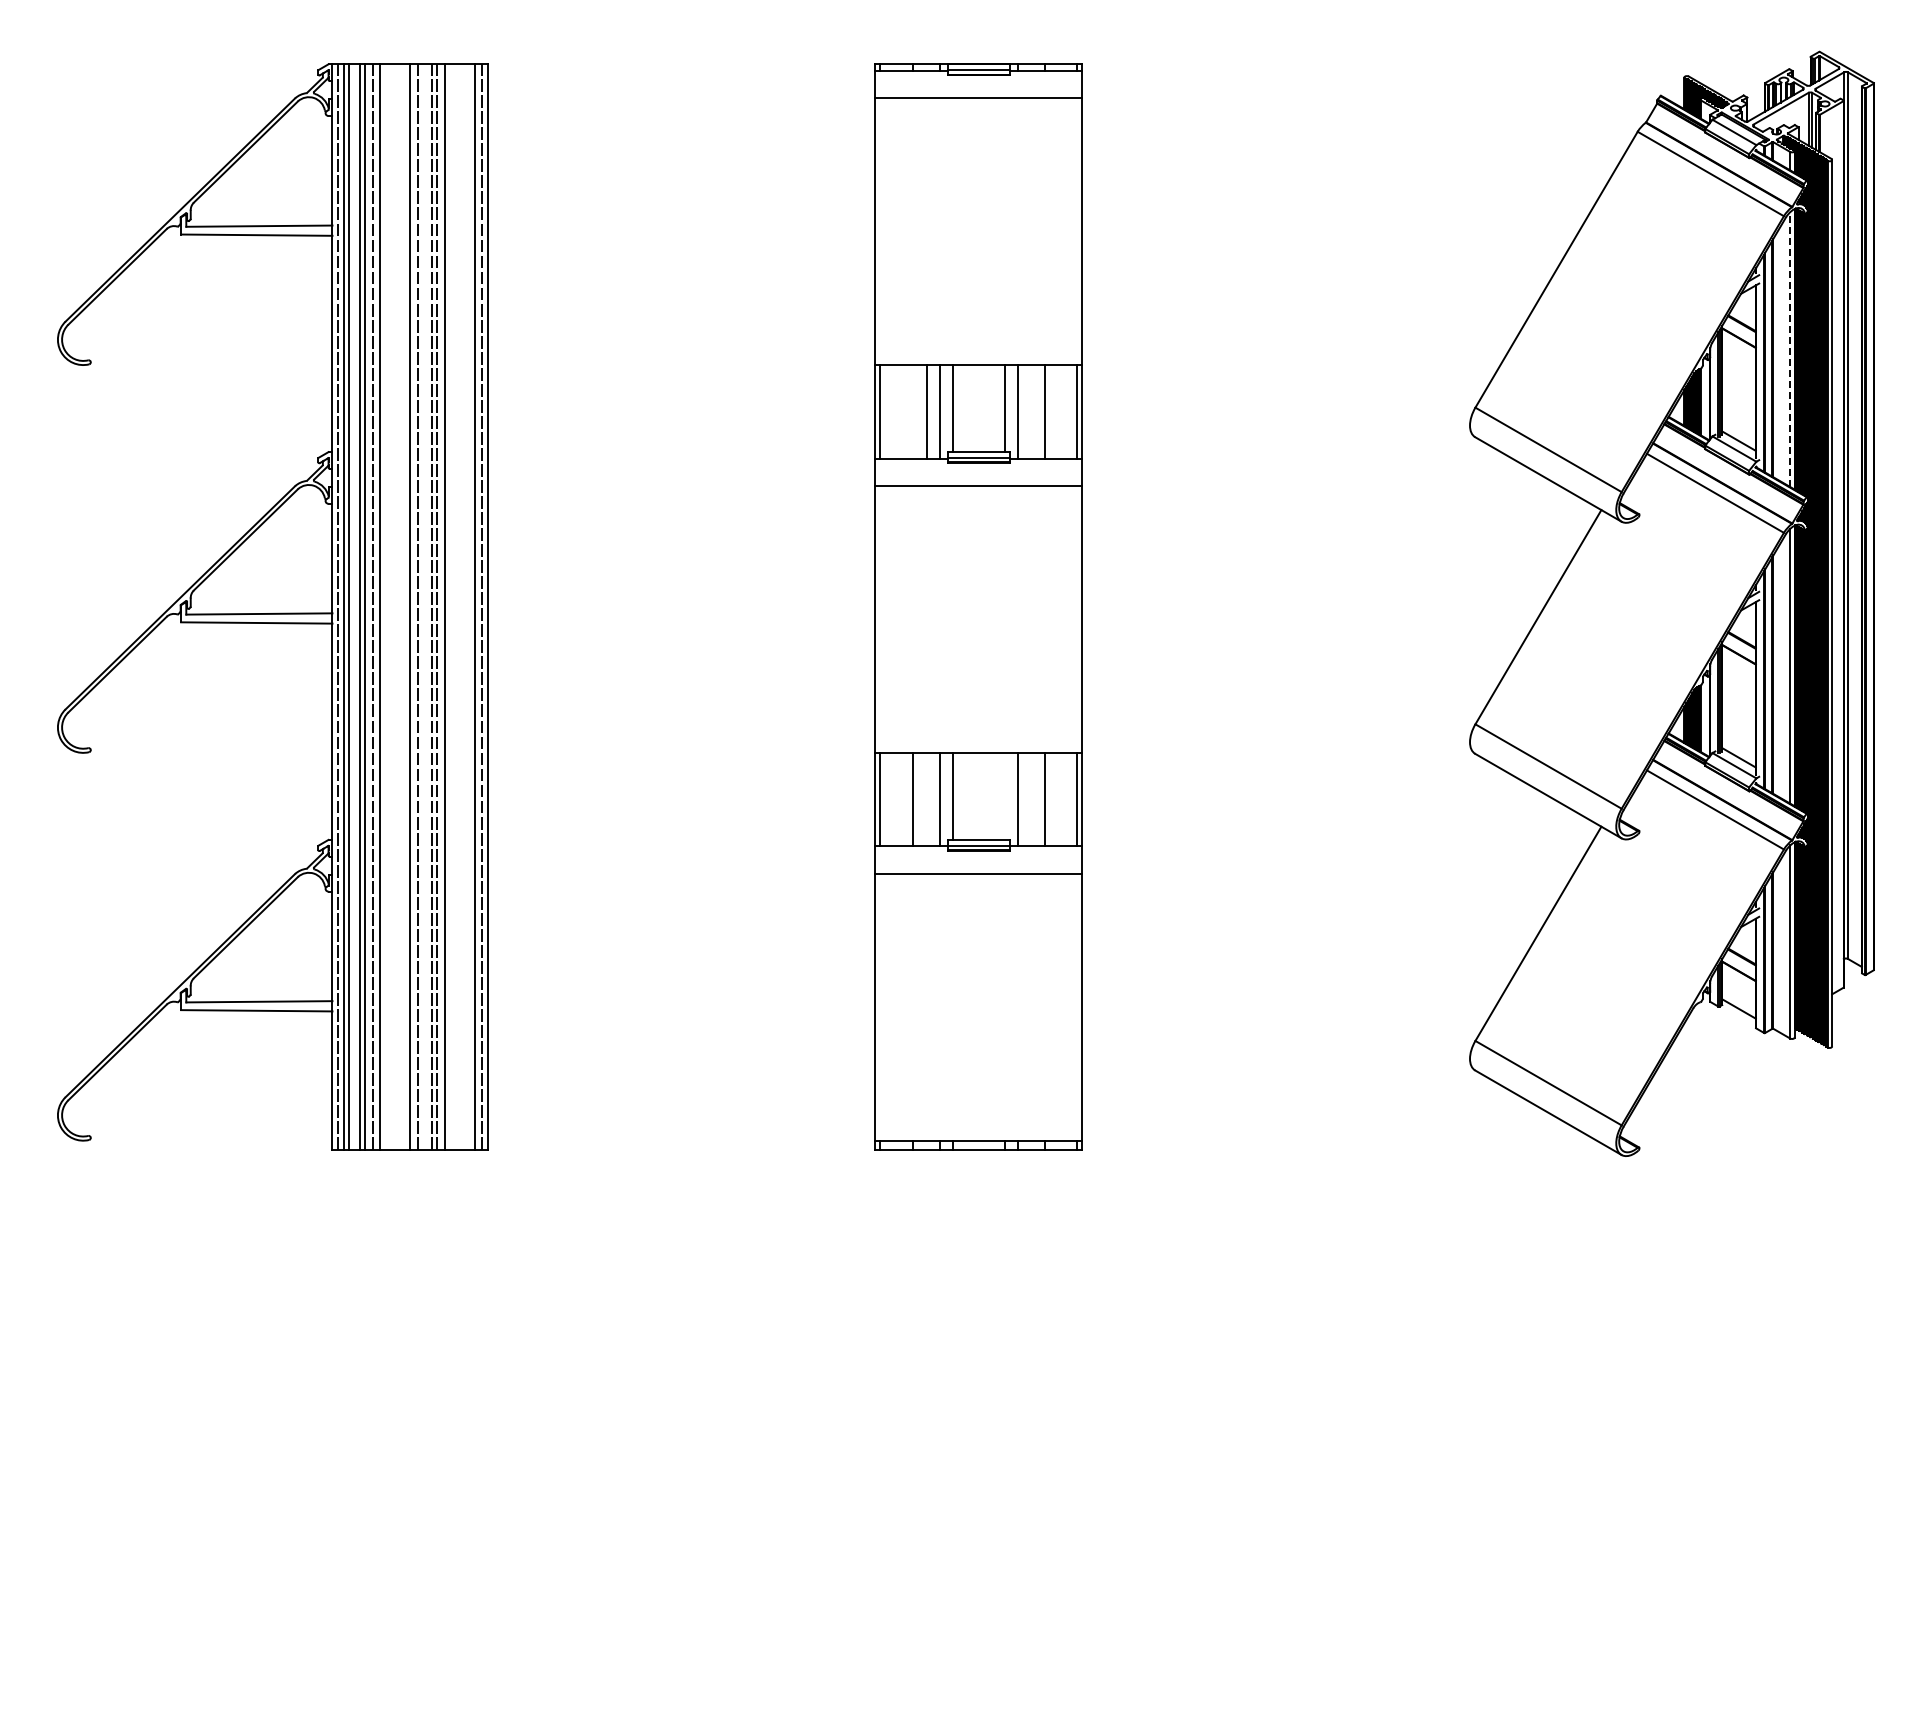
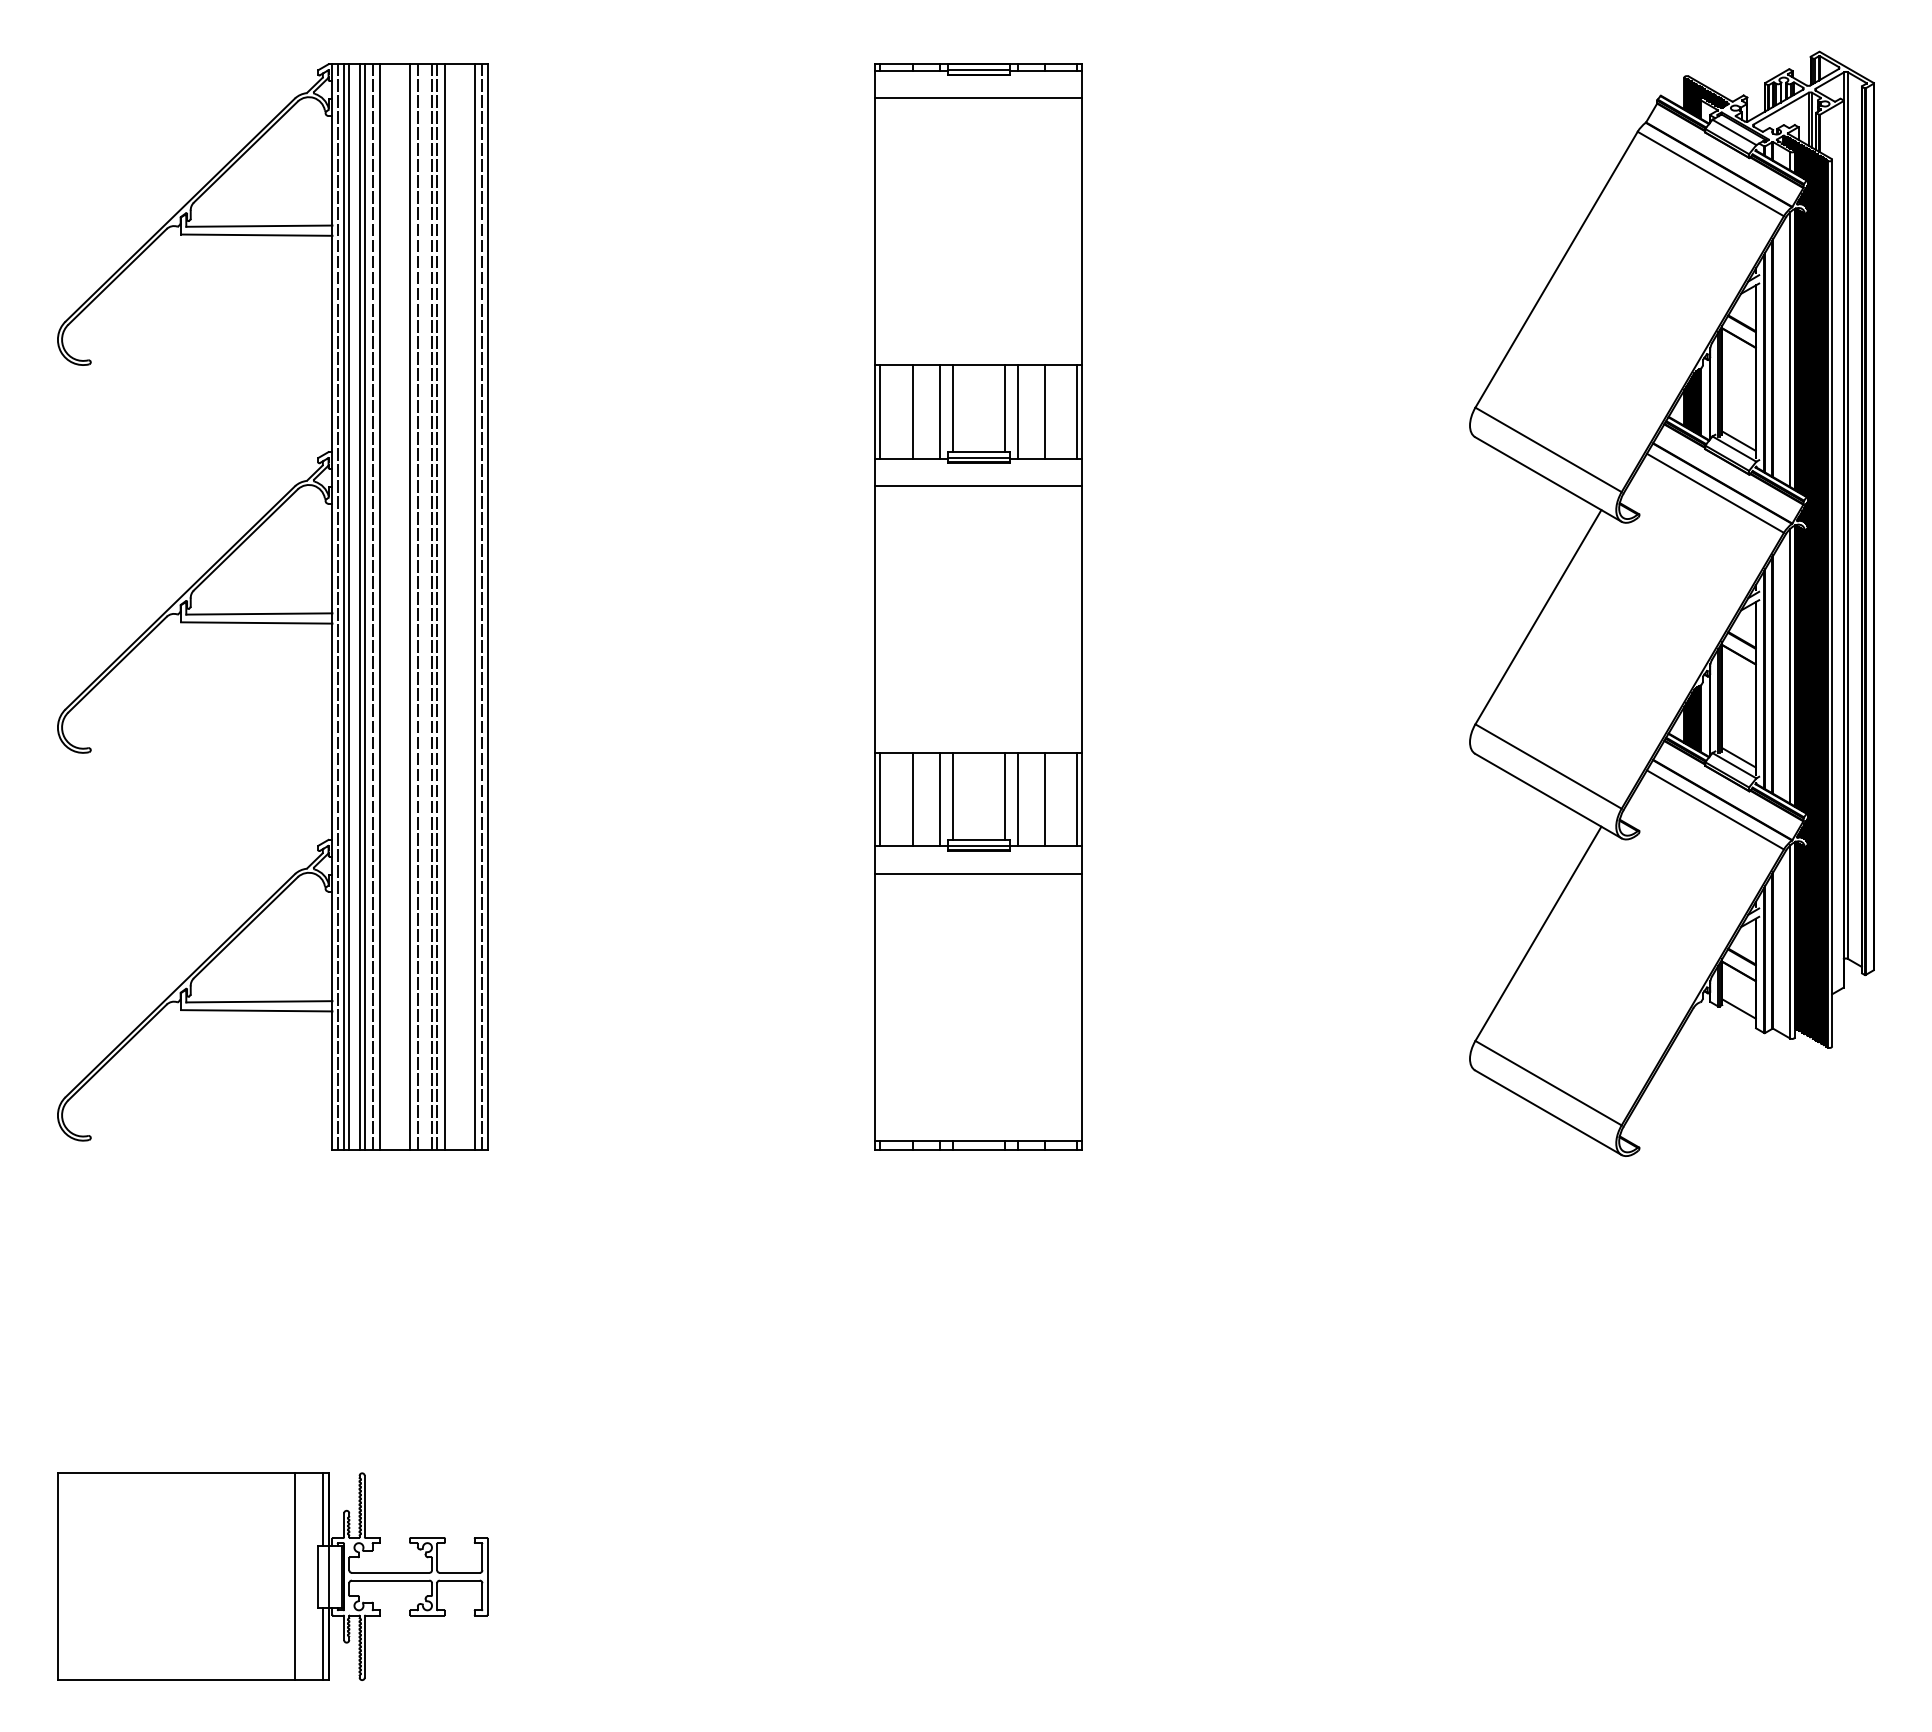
line: dashed -> solid (1790, 349)
line position: (926, 411) -> (912, 411) (912, 411)
line: none -> present (1004, 795)
part: none -> present (272, 1576)
